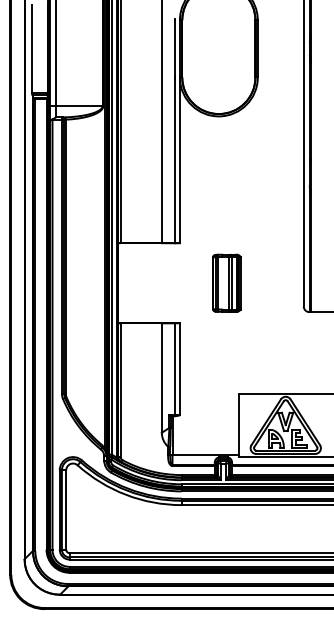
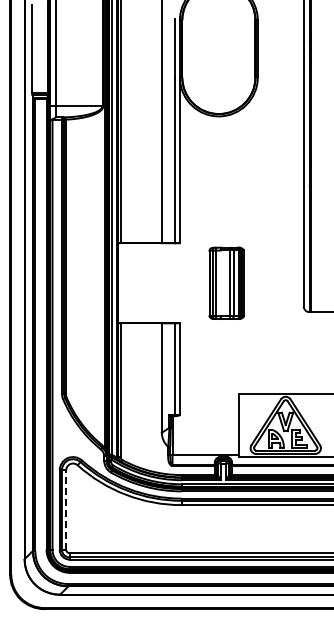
part size: 30x60 px -> 37x74 px (226, 282)
line: solid -> dashed (66, 510)
